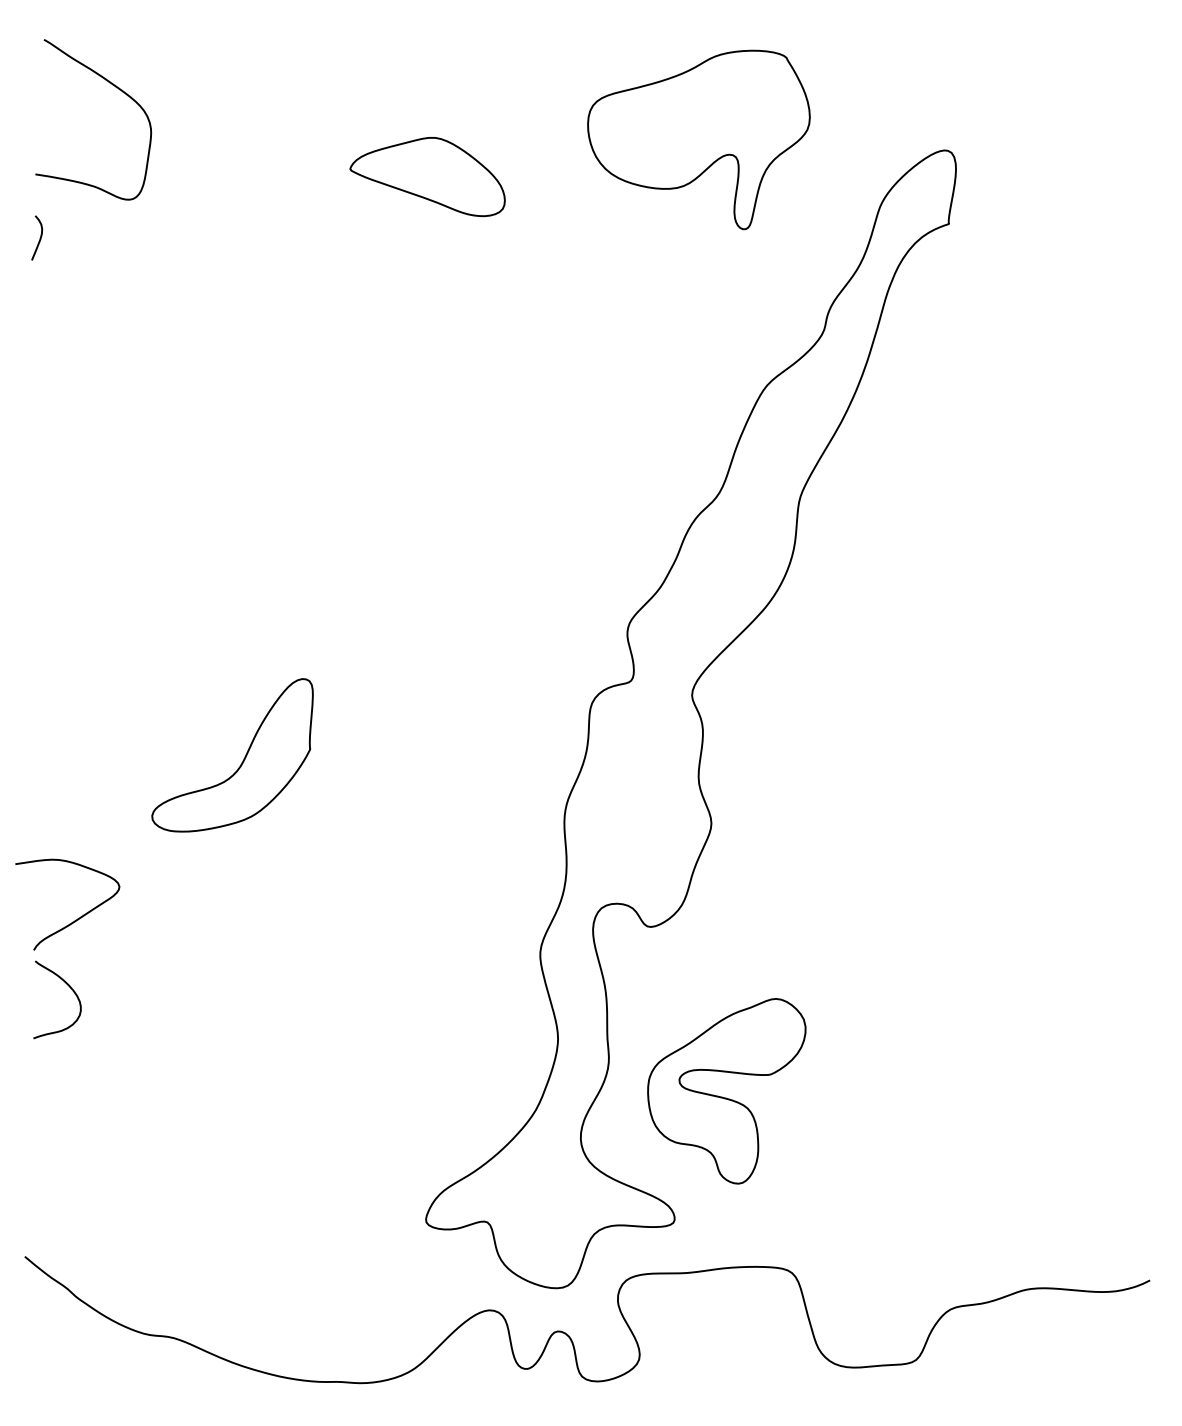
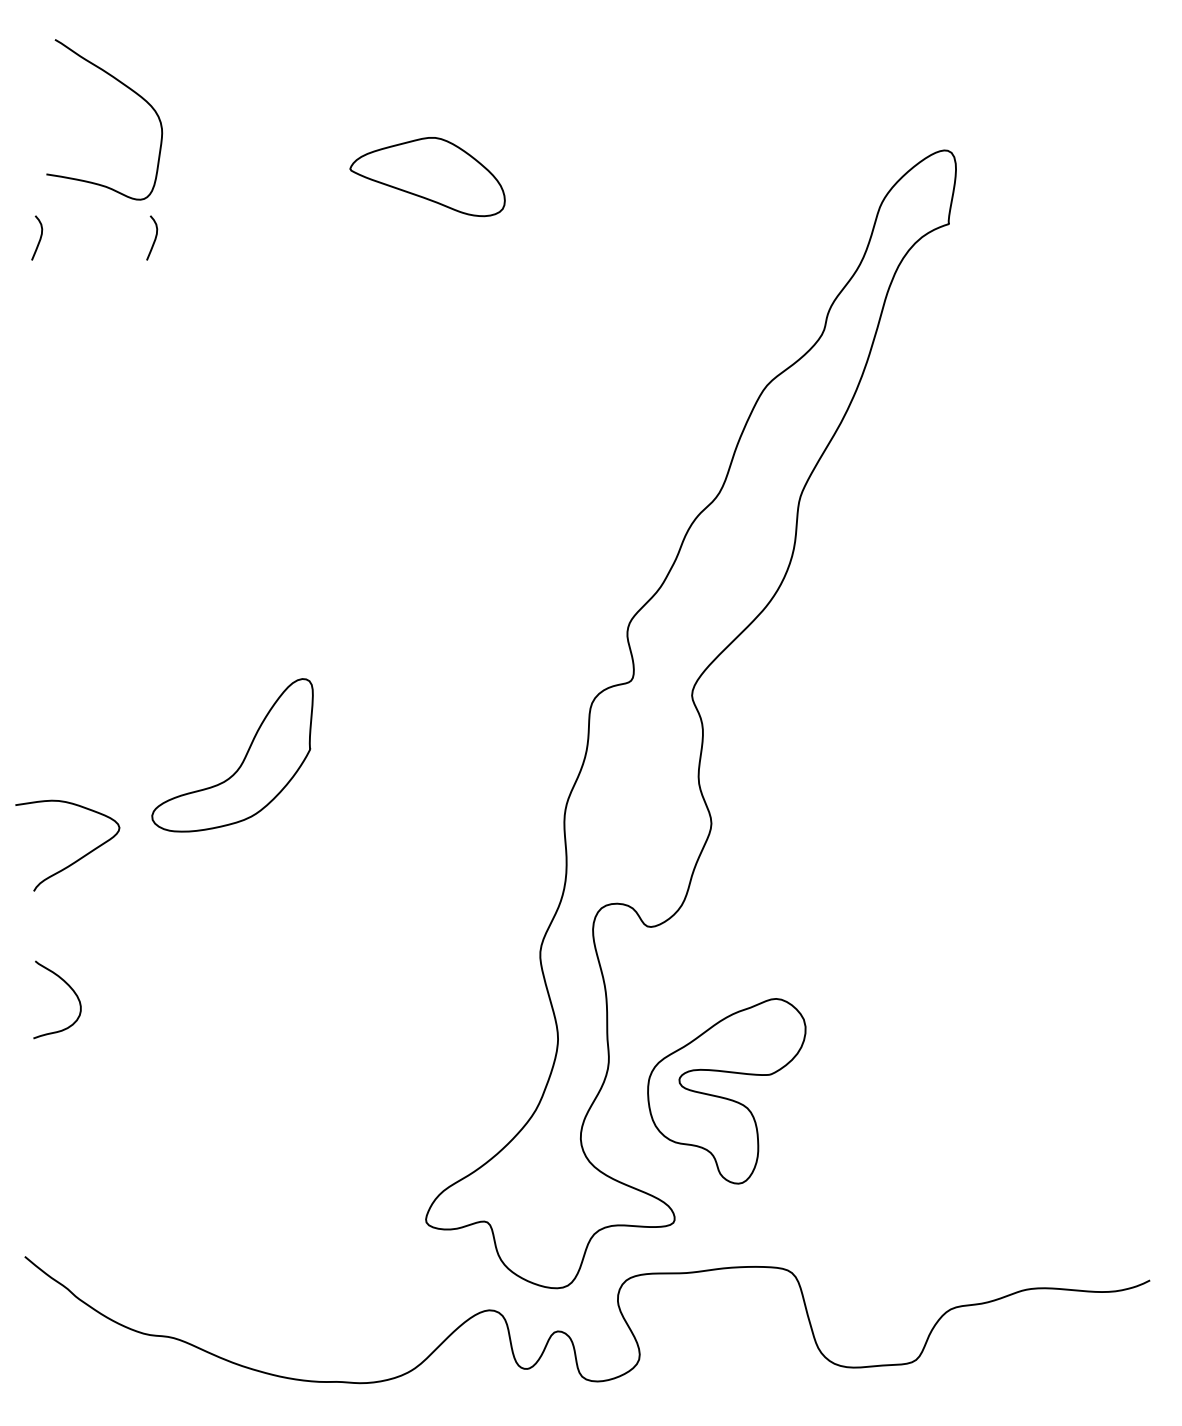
curve position: (115, 87) -> (126, 87) (126, 87)
part: present -> none (698, 139)
curve: none -> present (154, 238)
curve position: (77, 918) -> (77, 859) (77, 859)
